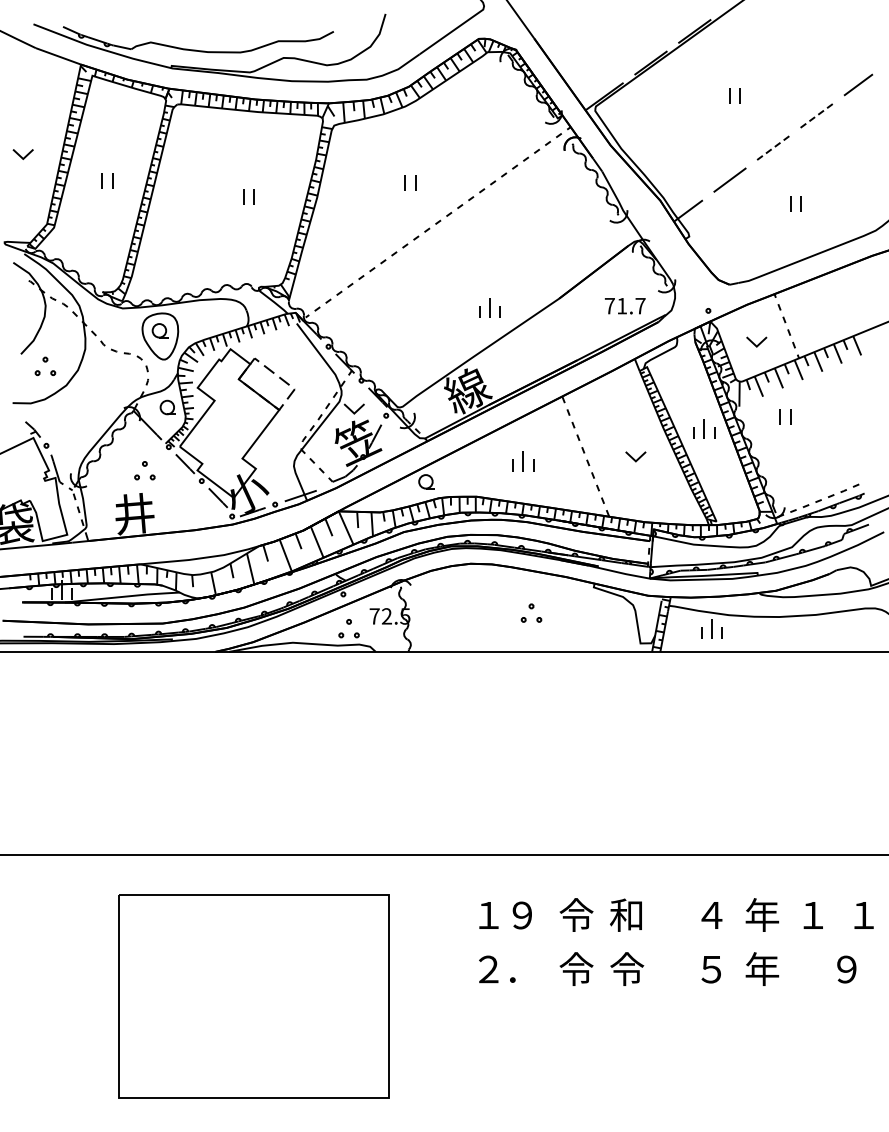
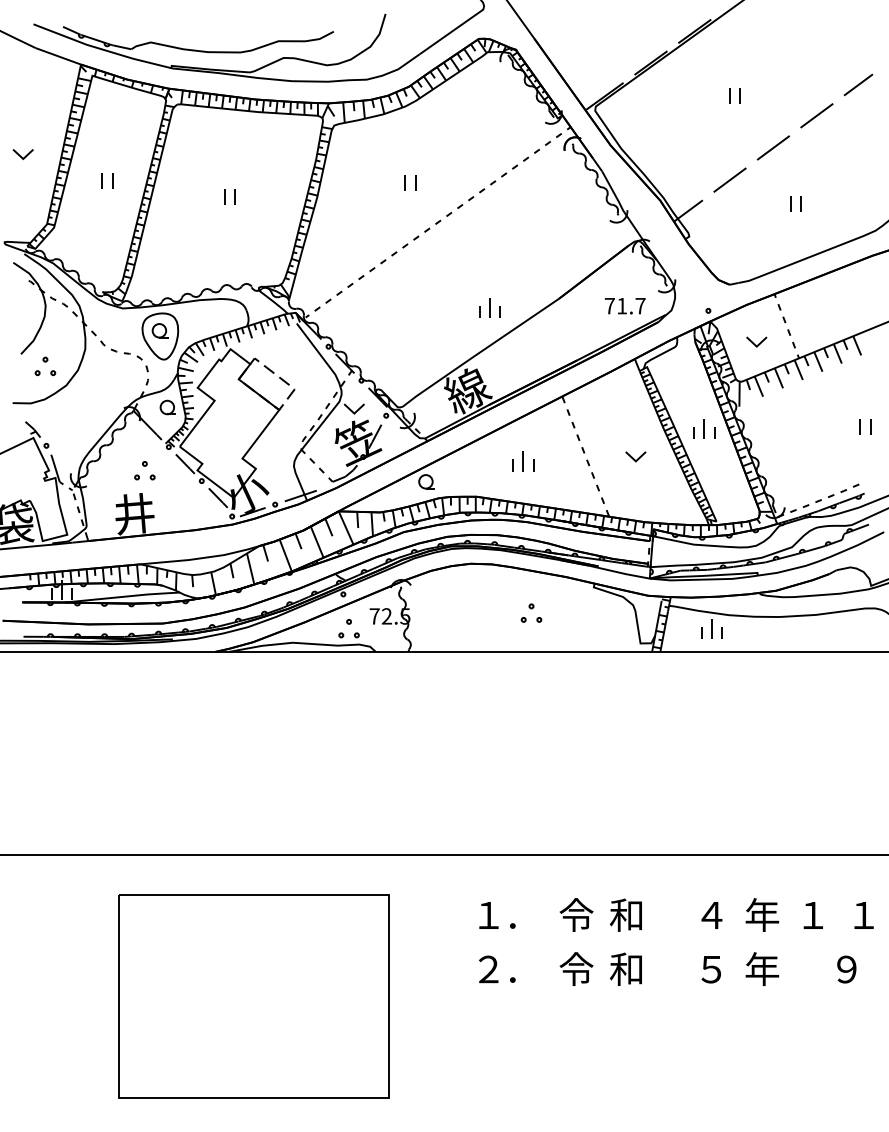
line: dashed -> solid (817, 115)
line: dashed -> solid (773, 147)
part position: (248, 196) -> (229, 196) (229, 196)
part position: (785, 416) -> (865, 426) (865, 426)
text: ９ -> ． (520, 915)
text: 令 -> 和 (627, 968)
